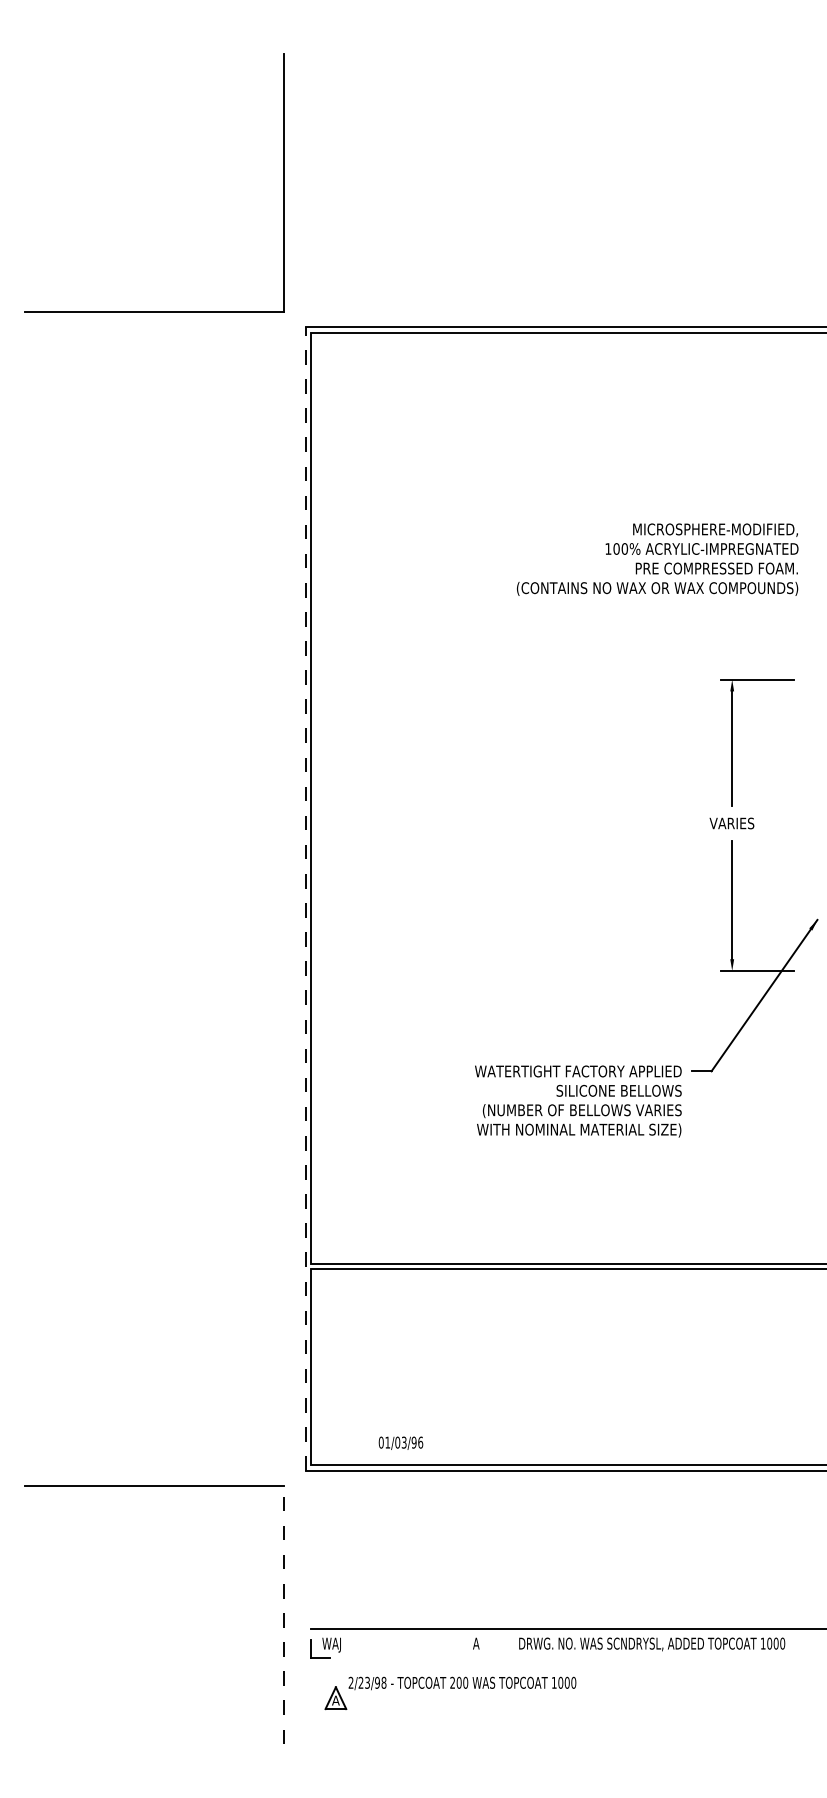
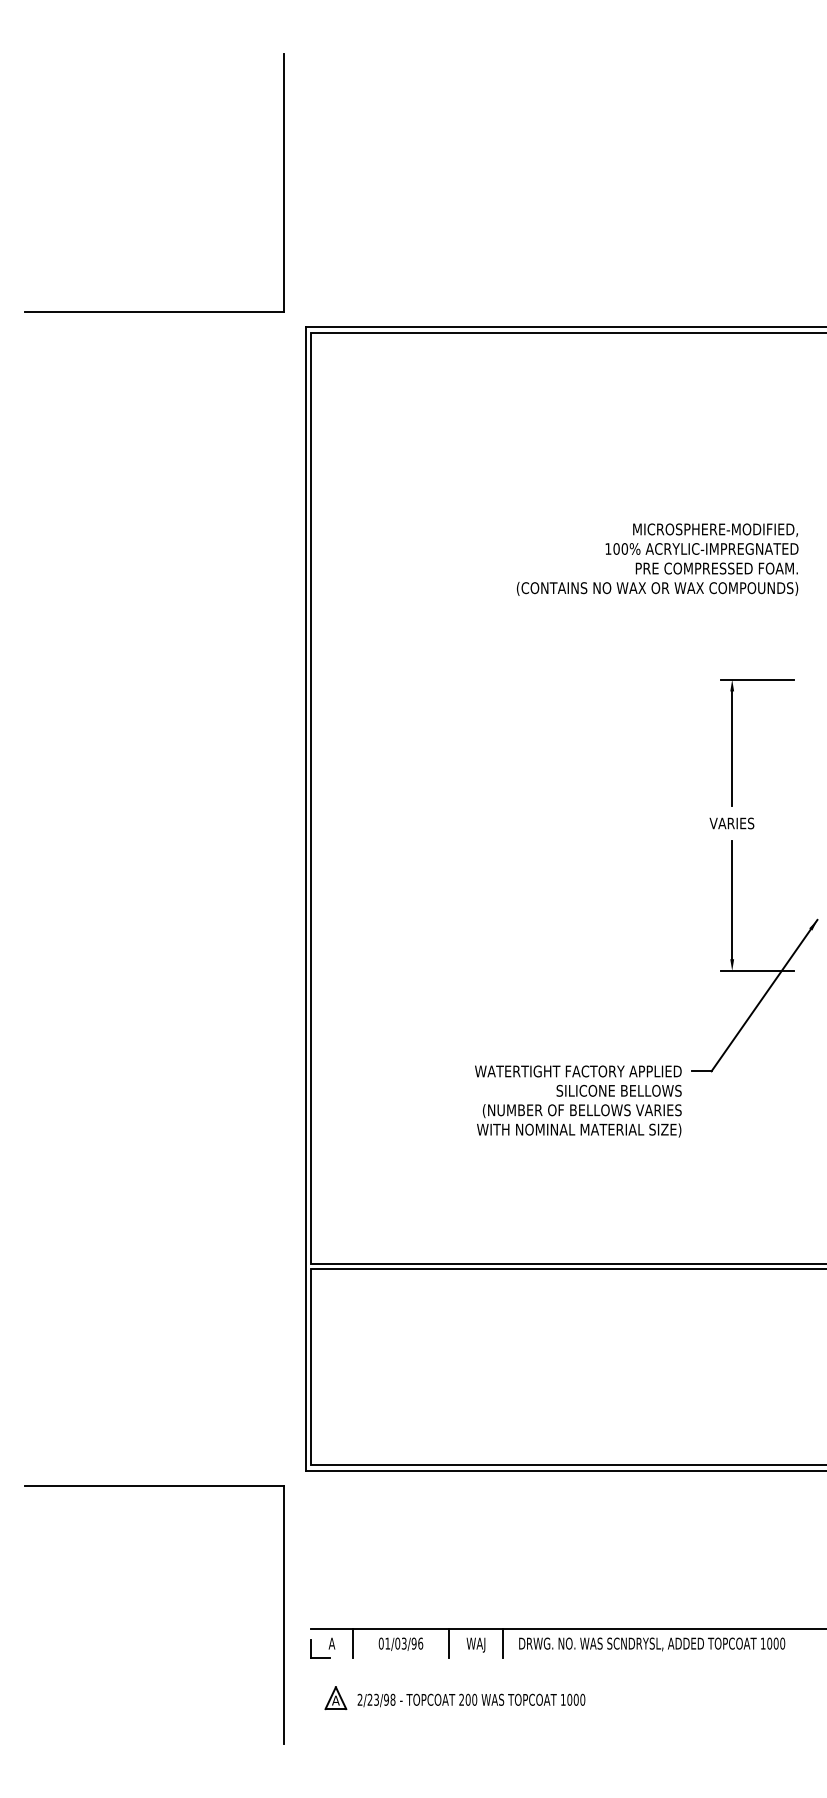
line: dashed -> solid (305, 899)
text position: (400, 1442) -> (400, 1643) (400, 1643)
line: dashed -> solid (283, 1614)
line: none -> present (352, 1643)
line: none -> present (449, 1643)
line: none -> present (503, 1643)
text: WAJ -> A (331, 1644)
text: A -> WAJ (475, 1644)
text position: (462, 1683) -> (471, 1700) (471, 1700)
